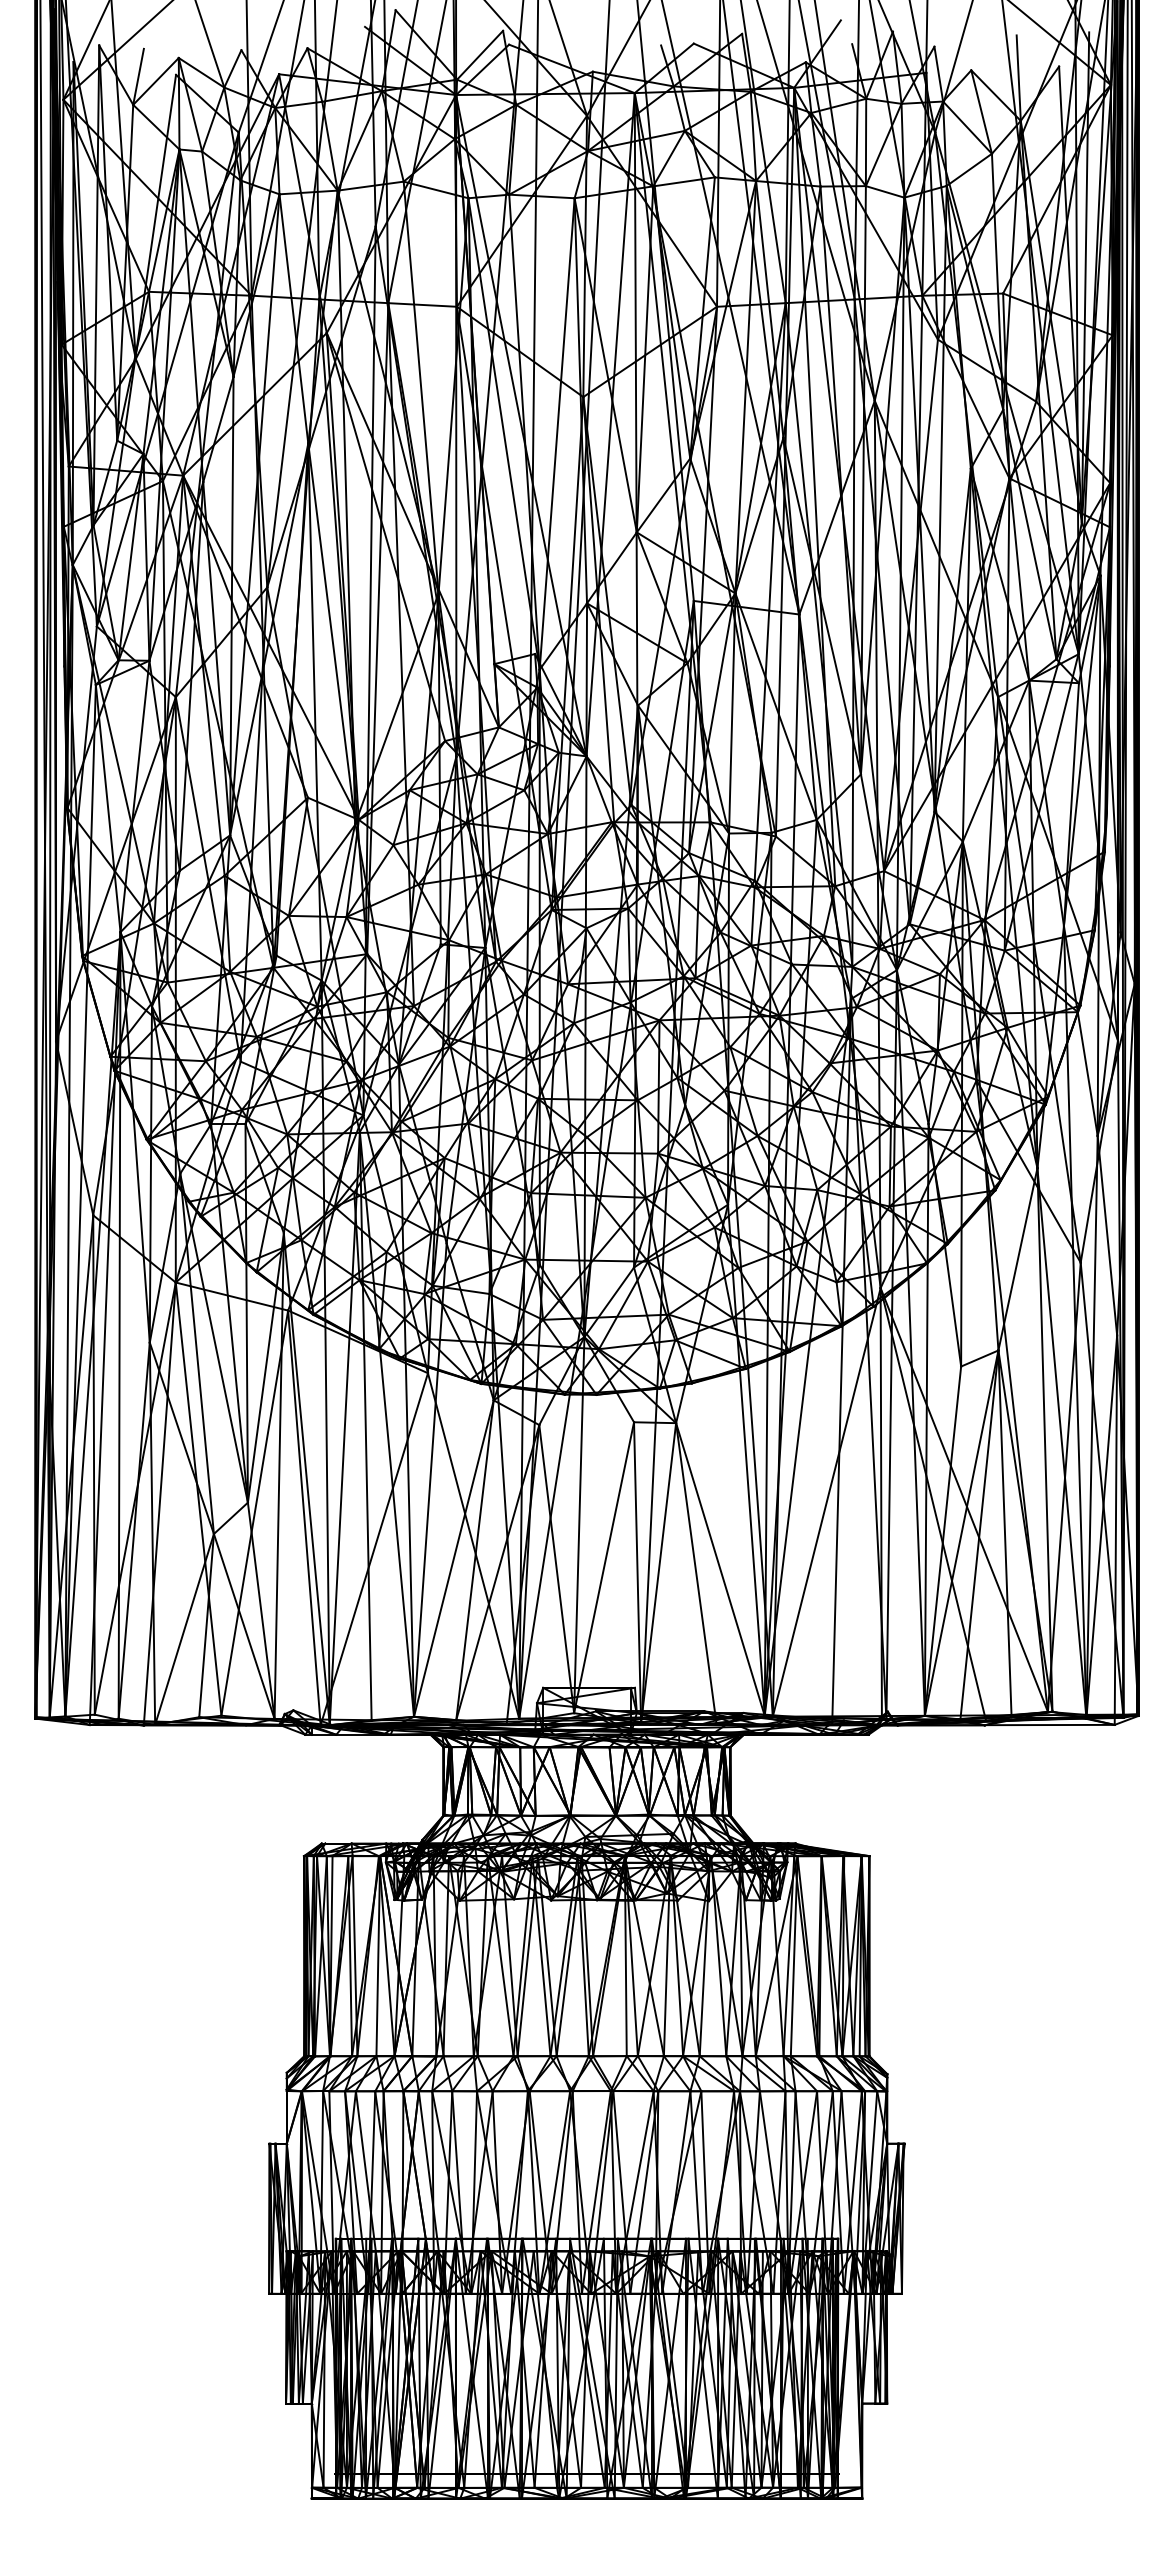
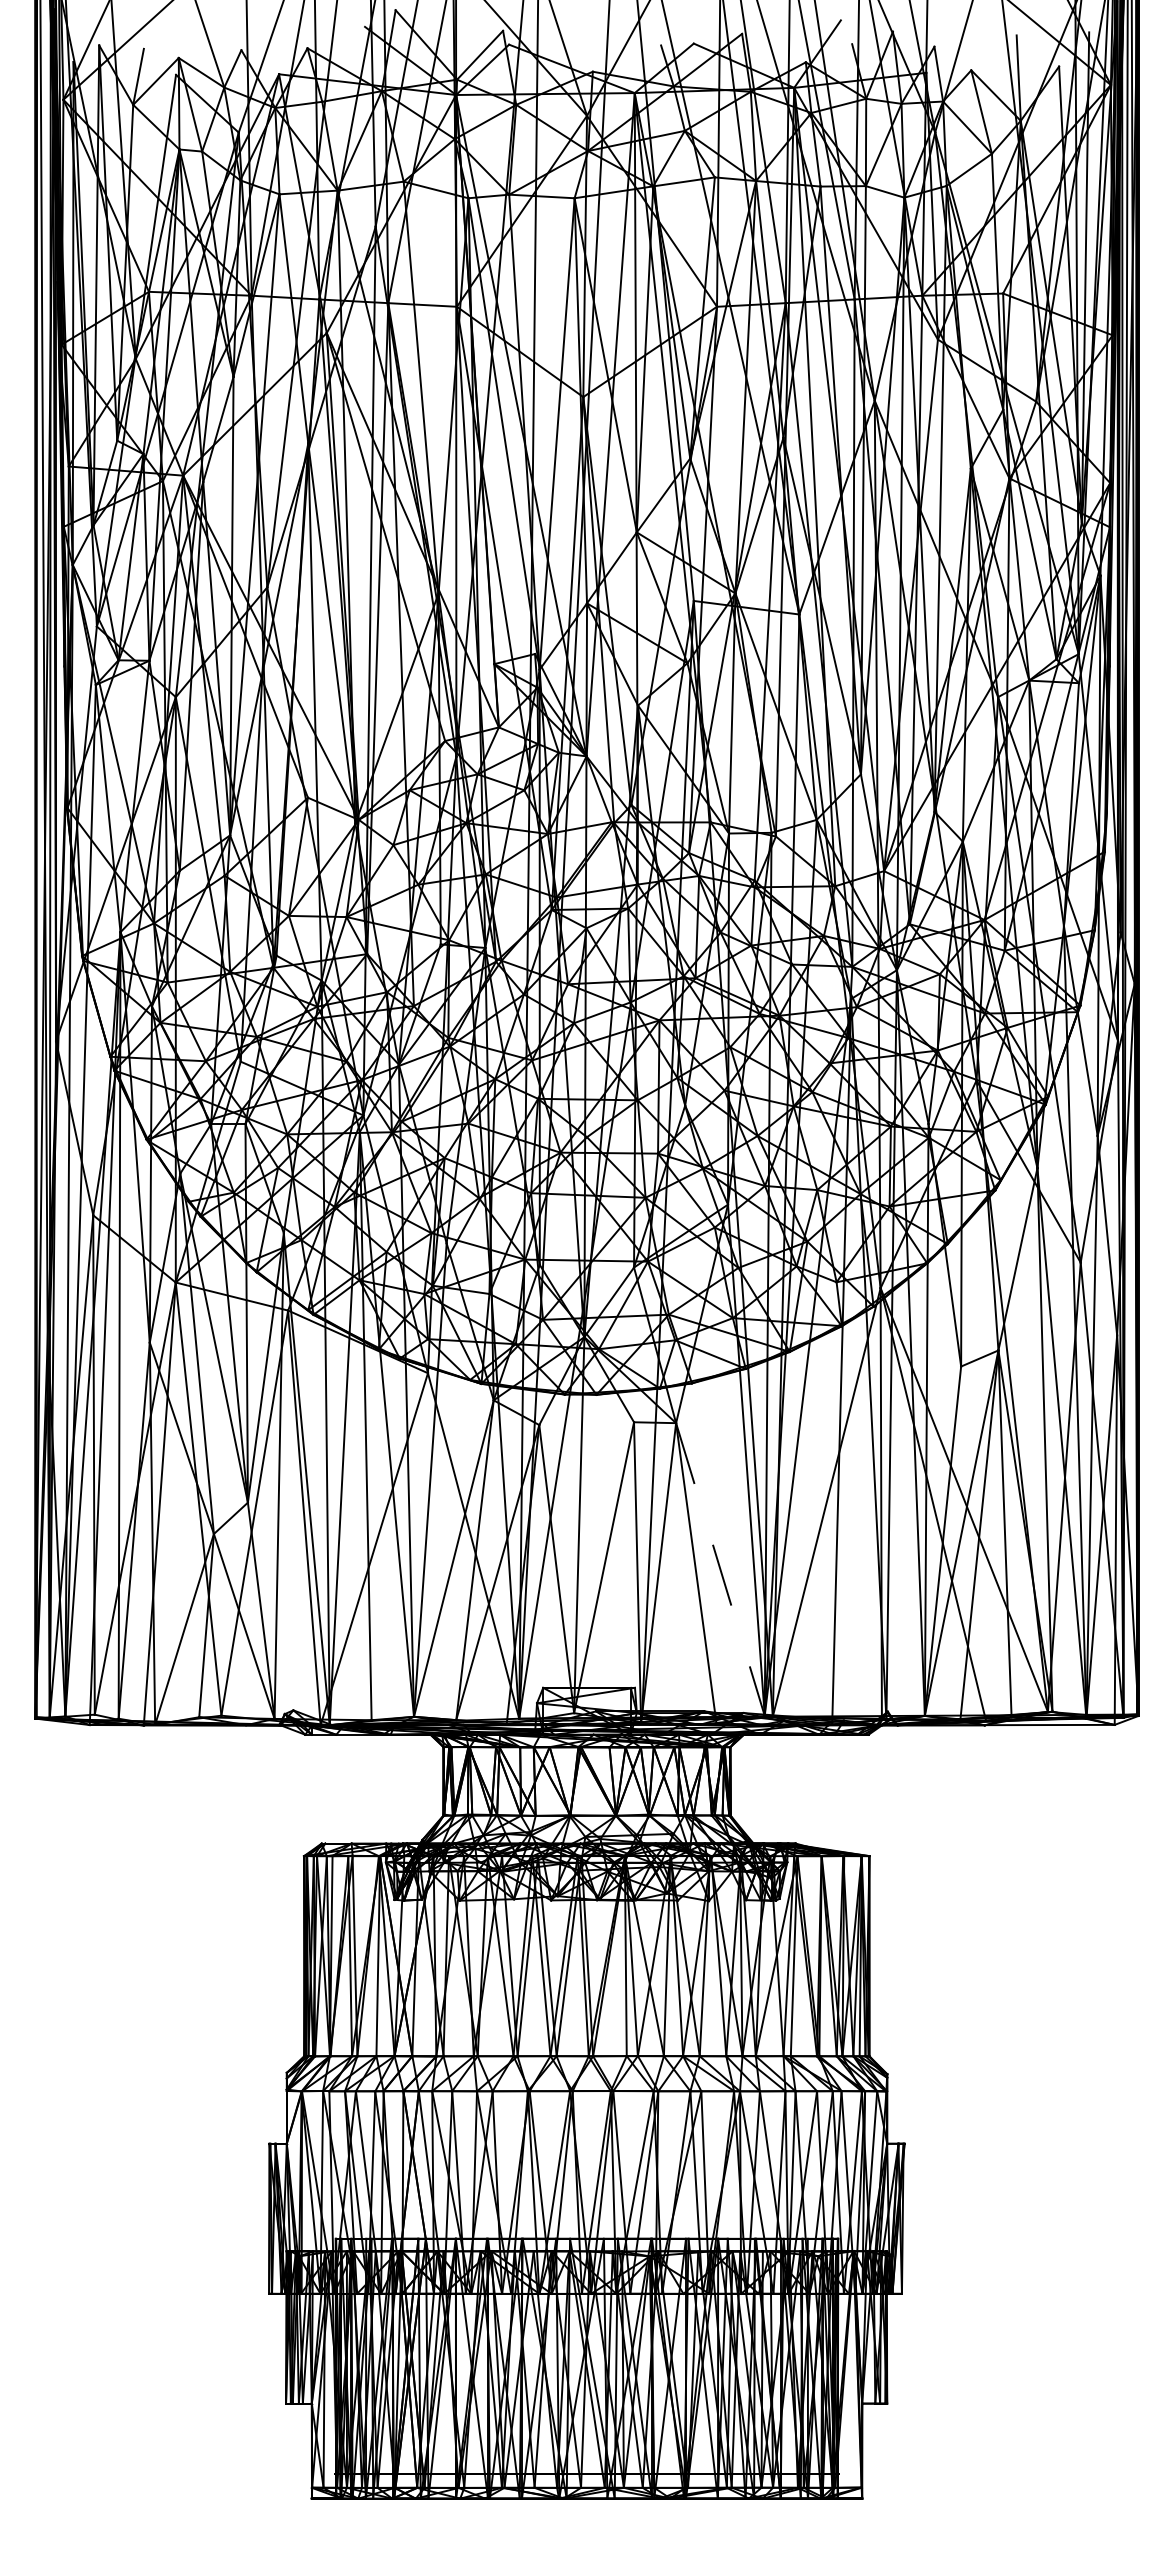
line: solid -> dashed (720, 1569)
